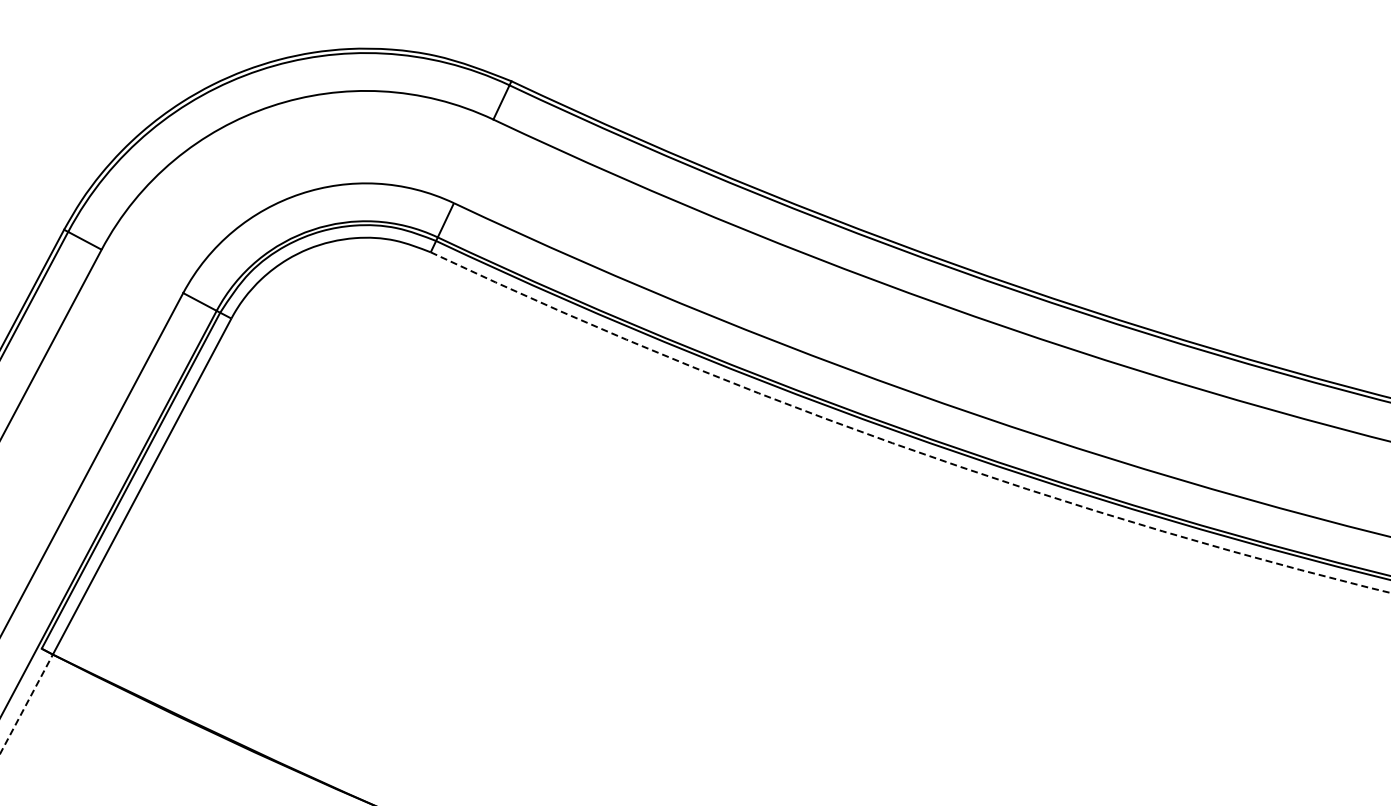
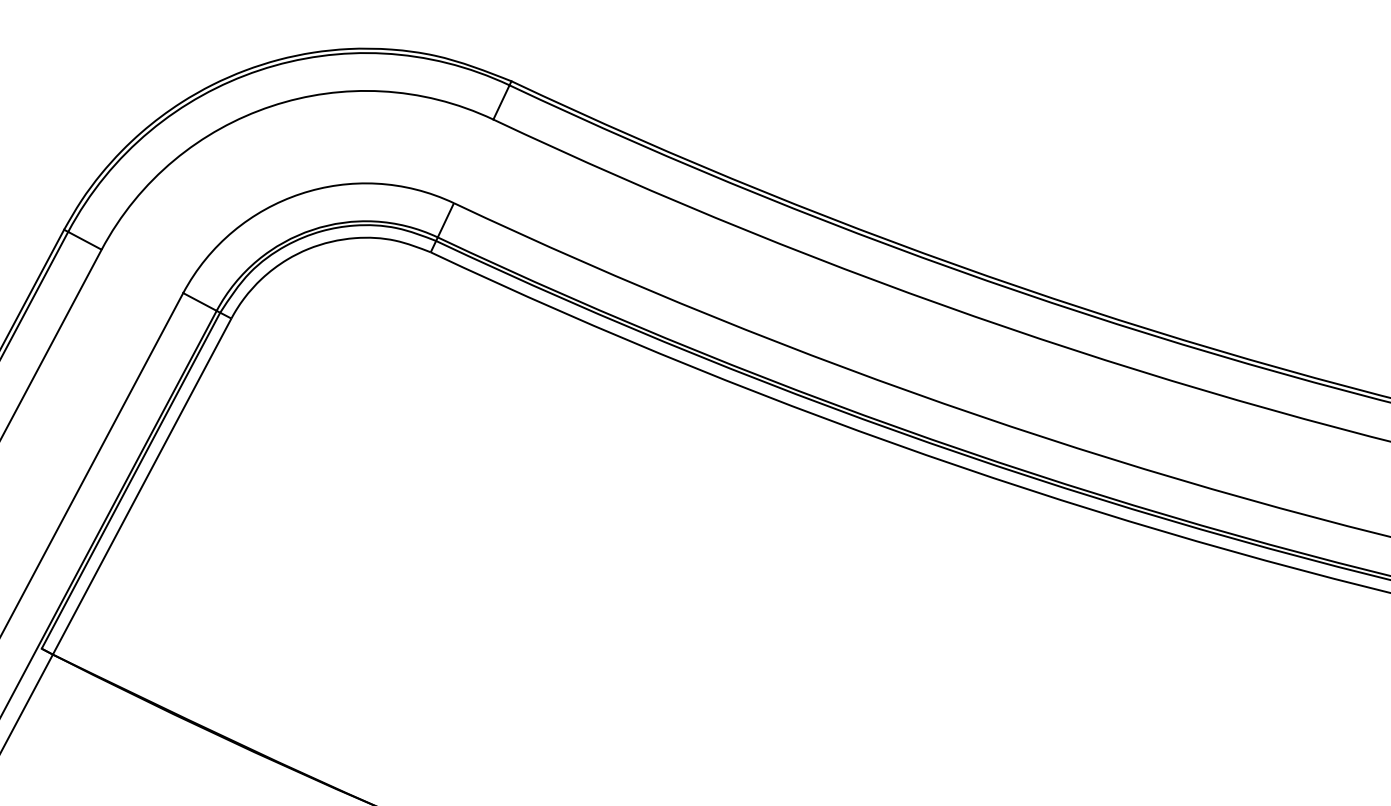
arc: dashed -> solid (903, 446)
line: dashed -> solid (26, 704)
